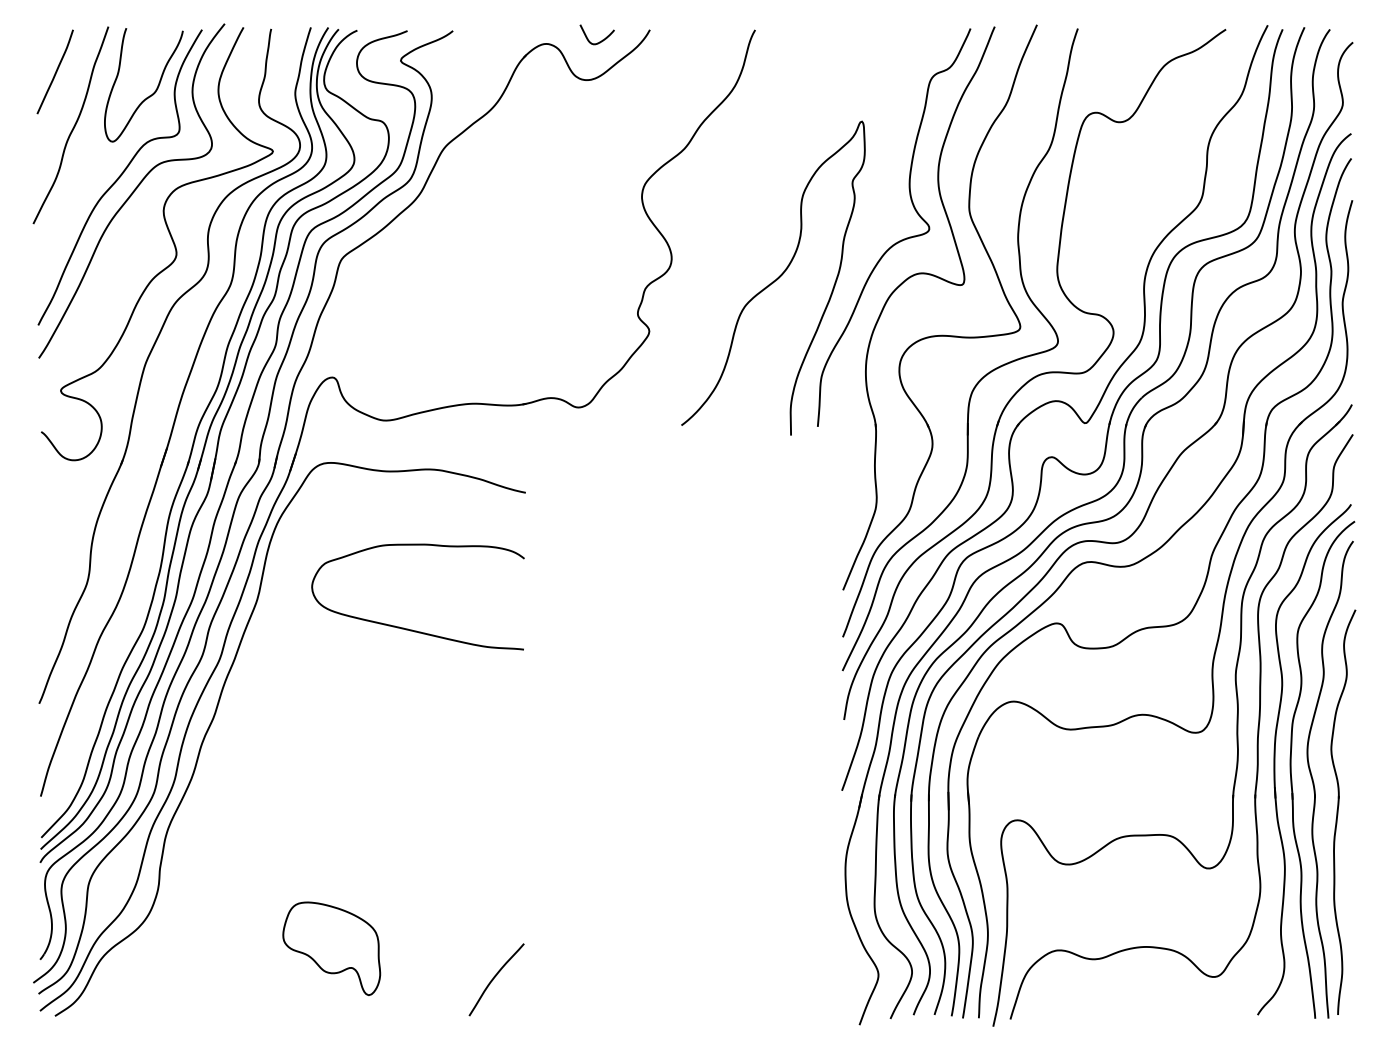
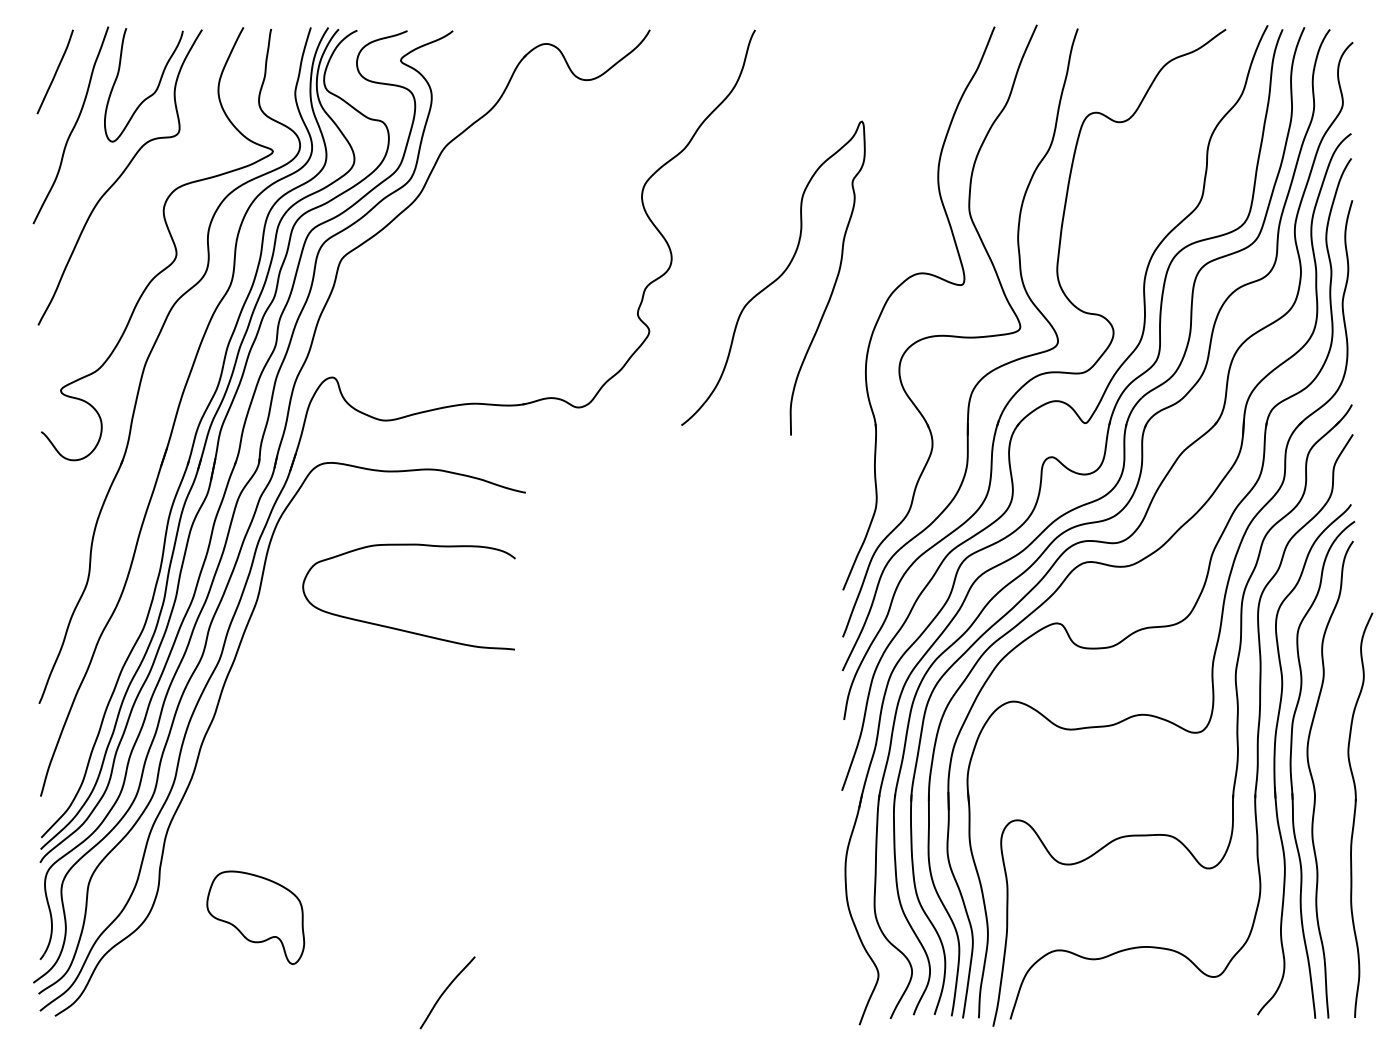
curve: present -> none (599, 41)
curve: present -> none (132, 191)
curve: present -> none (901, 239)
curve position: (408, 628) -> (399, 628) (399, 628)
part position: (1343, 811) -> (1360, 814) (1360, 814)
part position: (331, 948) -> (255, 917) (255, 917)
curve position: (495, 977) -> (446, 990) (446, 990)
